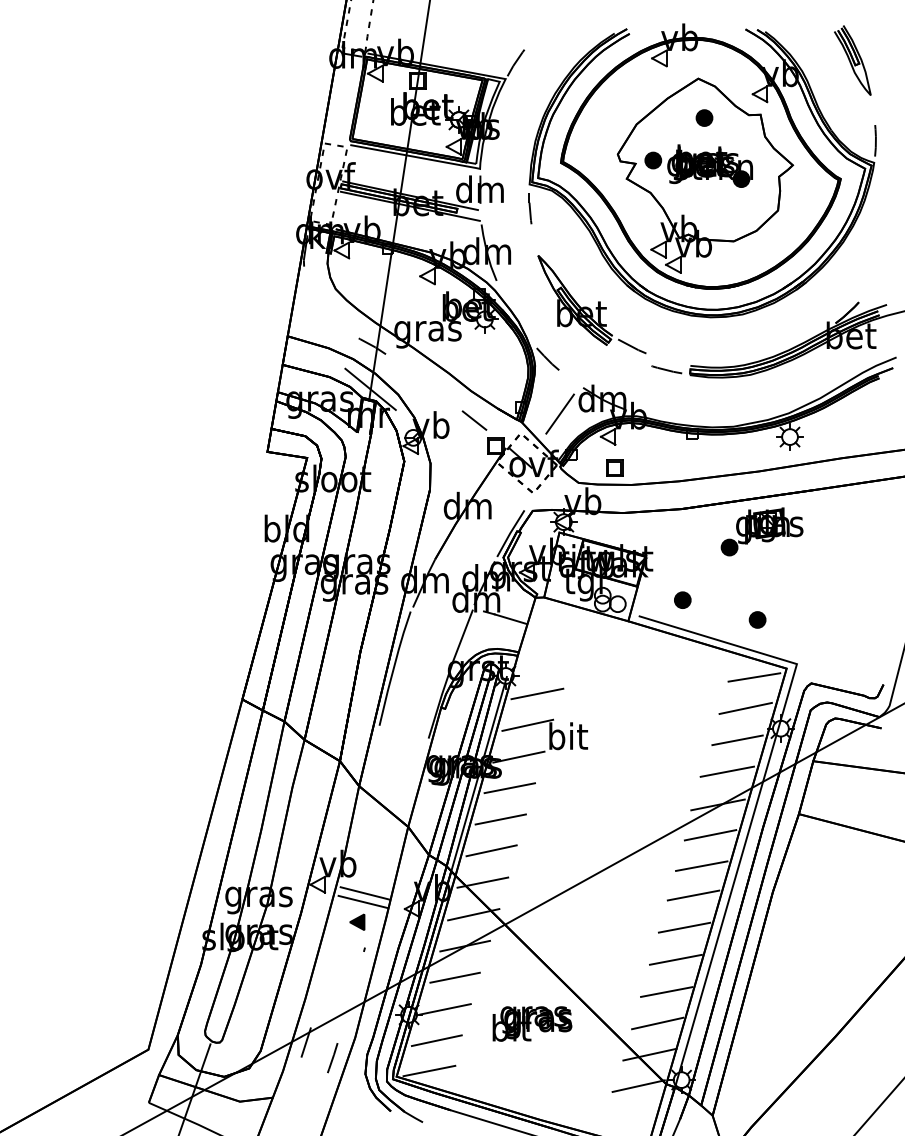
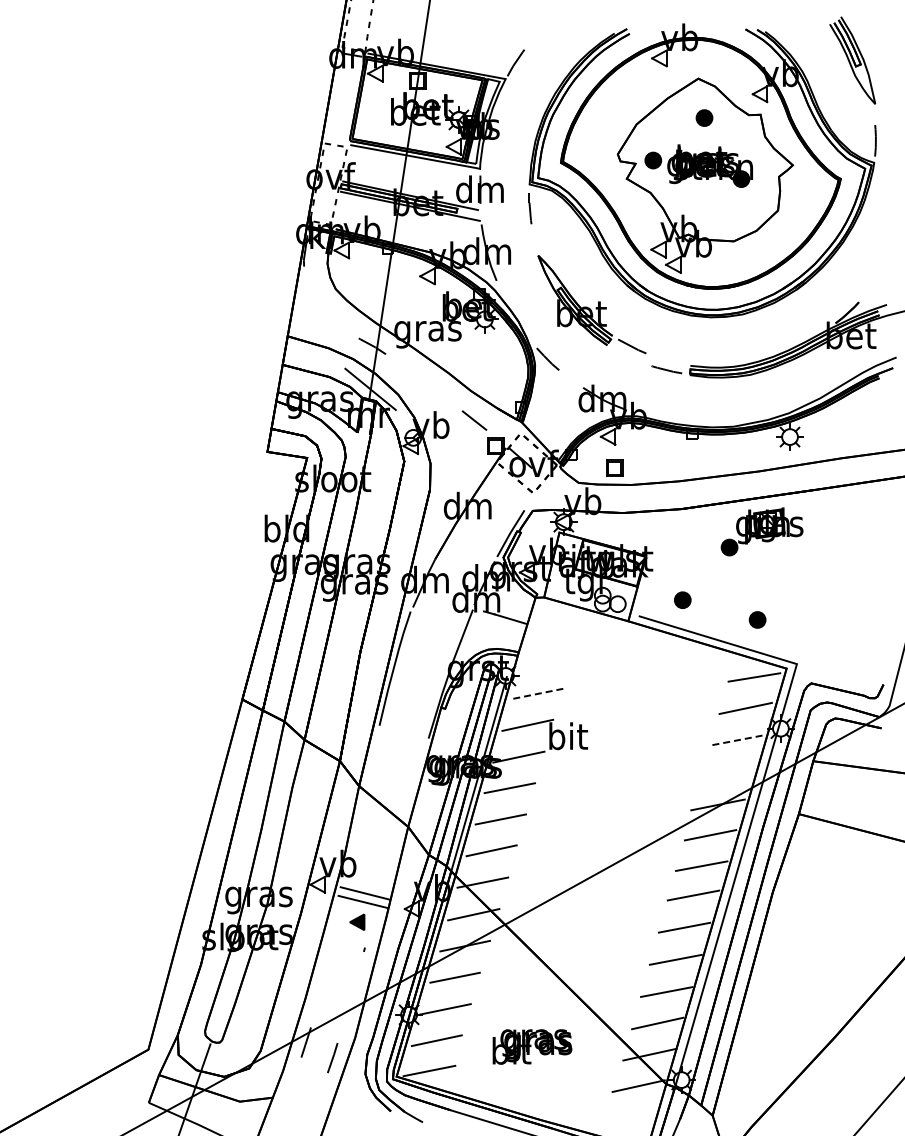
part size: 38x71 px -> 48x89 px (852, 60)
line: present -> none (559, 413)
line: solid -> dashed (536, 694)
line: solid -> dashed (737, 740)
line: present -> none (727, 771)
text position: (532, 1023) -> (532, 1046) (532, 1046)
